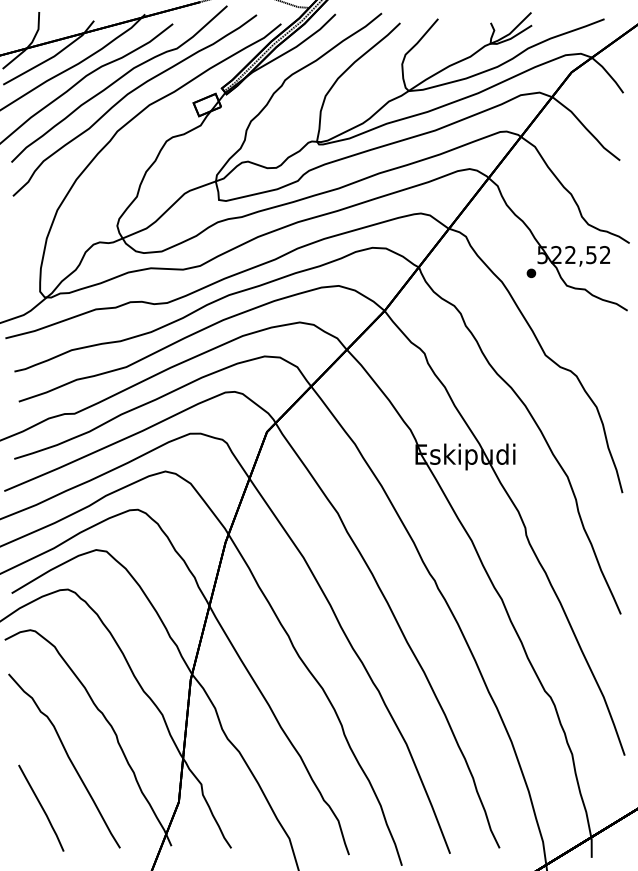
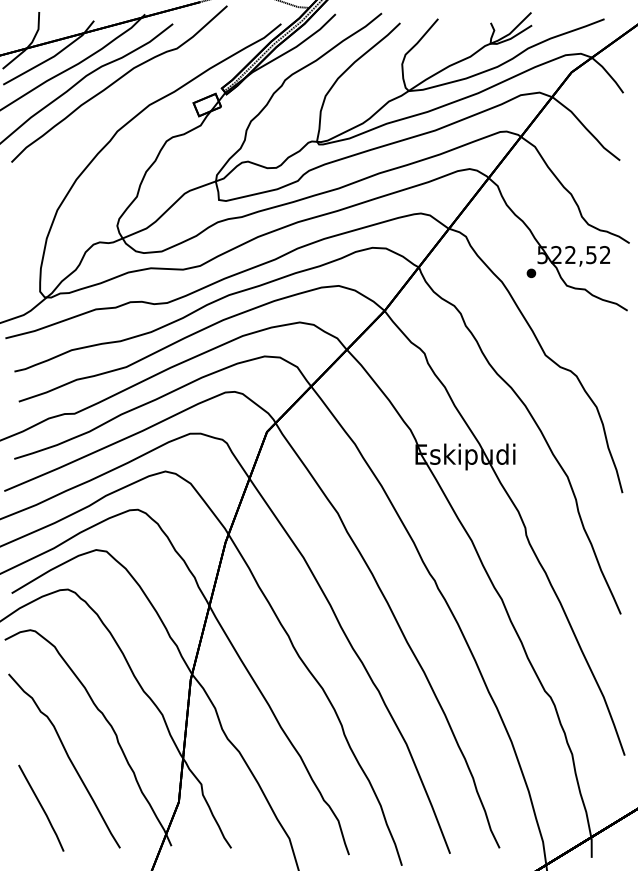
curve: present -> none (126, 96)
